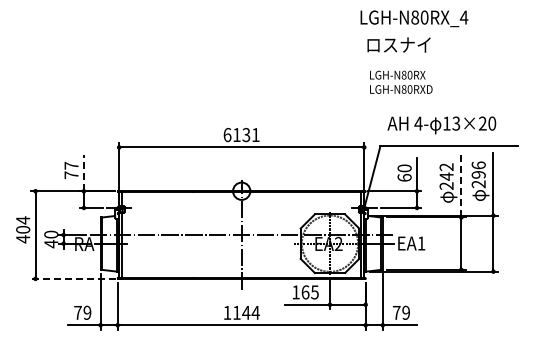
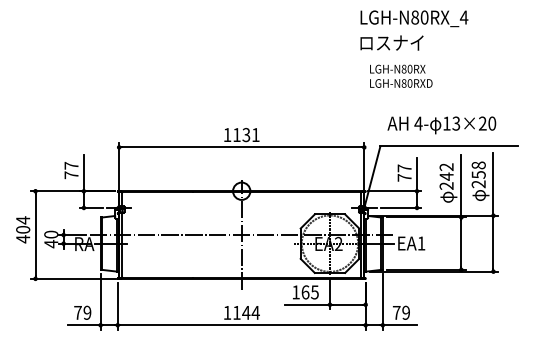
text position: (398, 44) -> (391, 42) (391, 42)
text position: (401, 81) -> (401, 75) (401, 75)
text: 6131 -> 1131 (227, 134)
text: 296 -> 258 (478, 169)
line: dashed -> solid (83, 172)
text: 60 -> 77 (404, 172)
line: dashed -> solid (461, 185)
line: dashed -> solid (72, 278)
